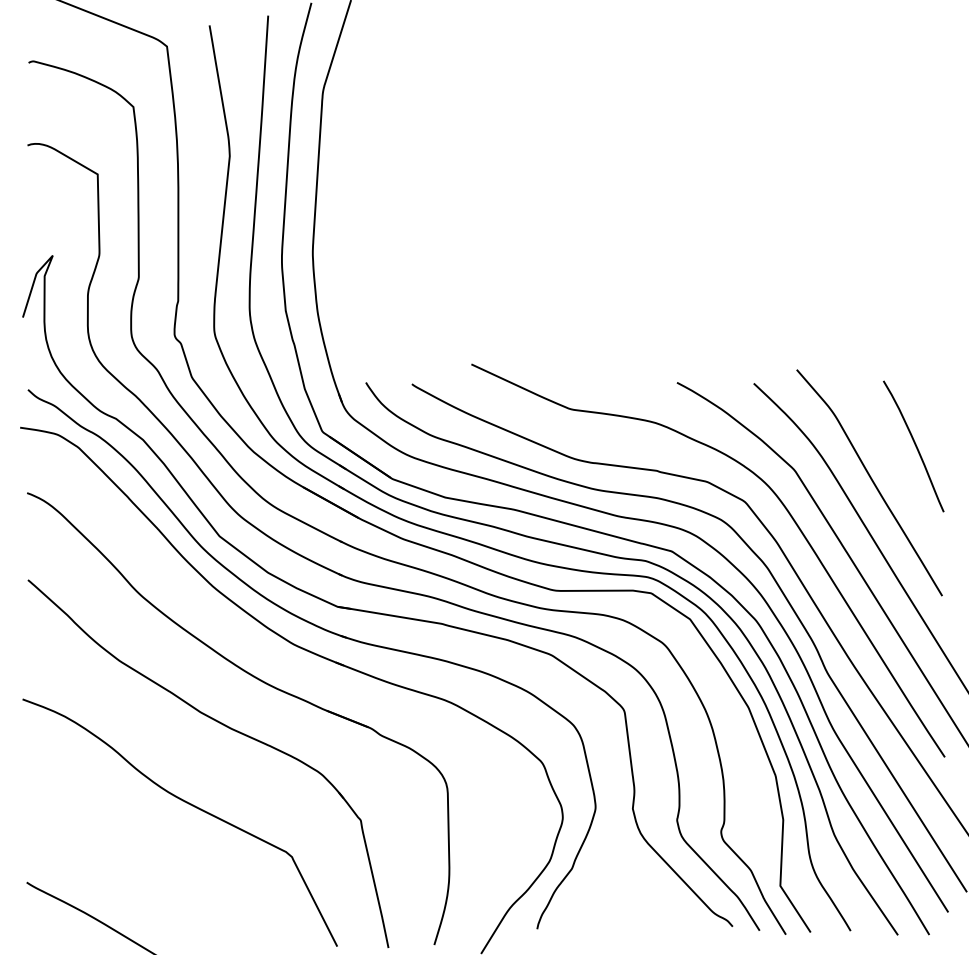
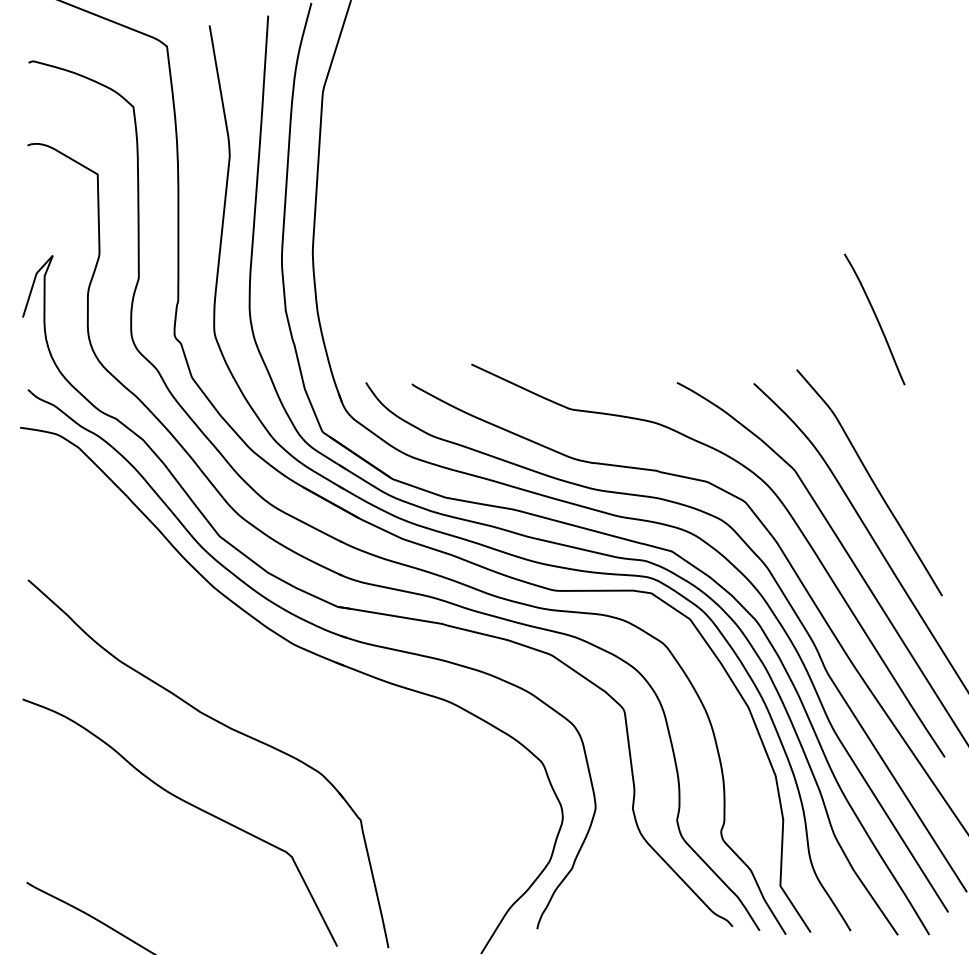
curve position: (915, 446) -> (876, 319) (876, 319)
part: present -> none (258, 680)
